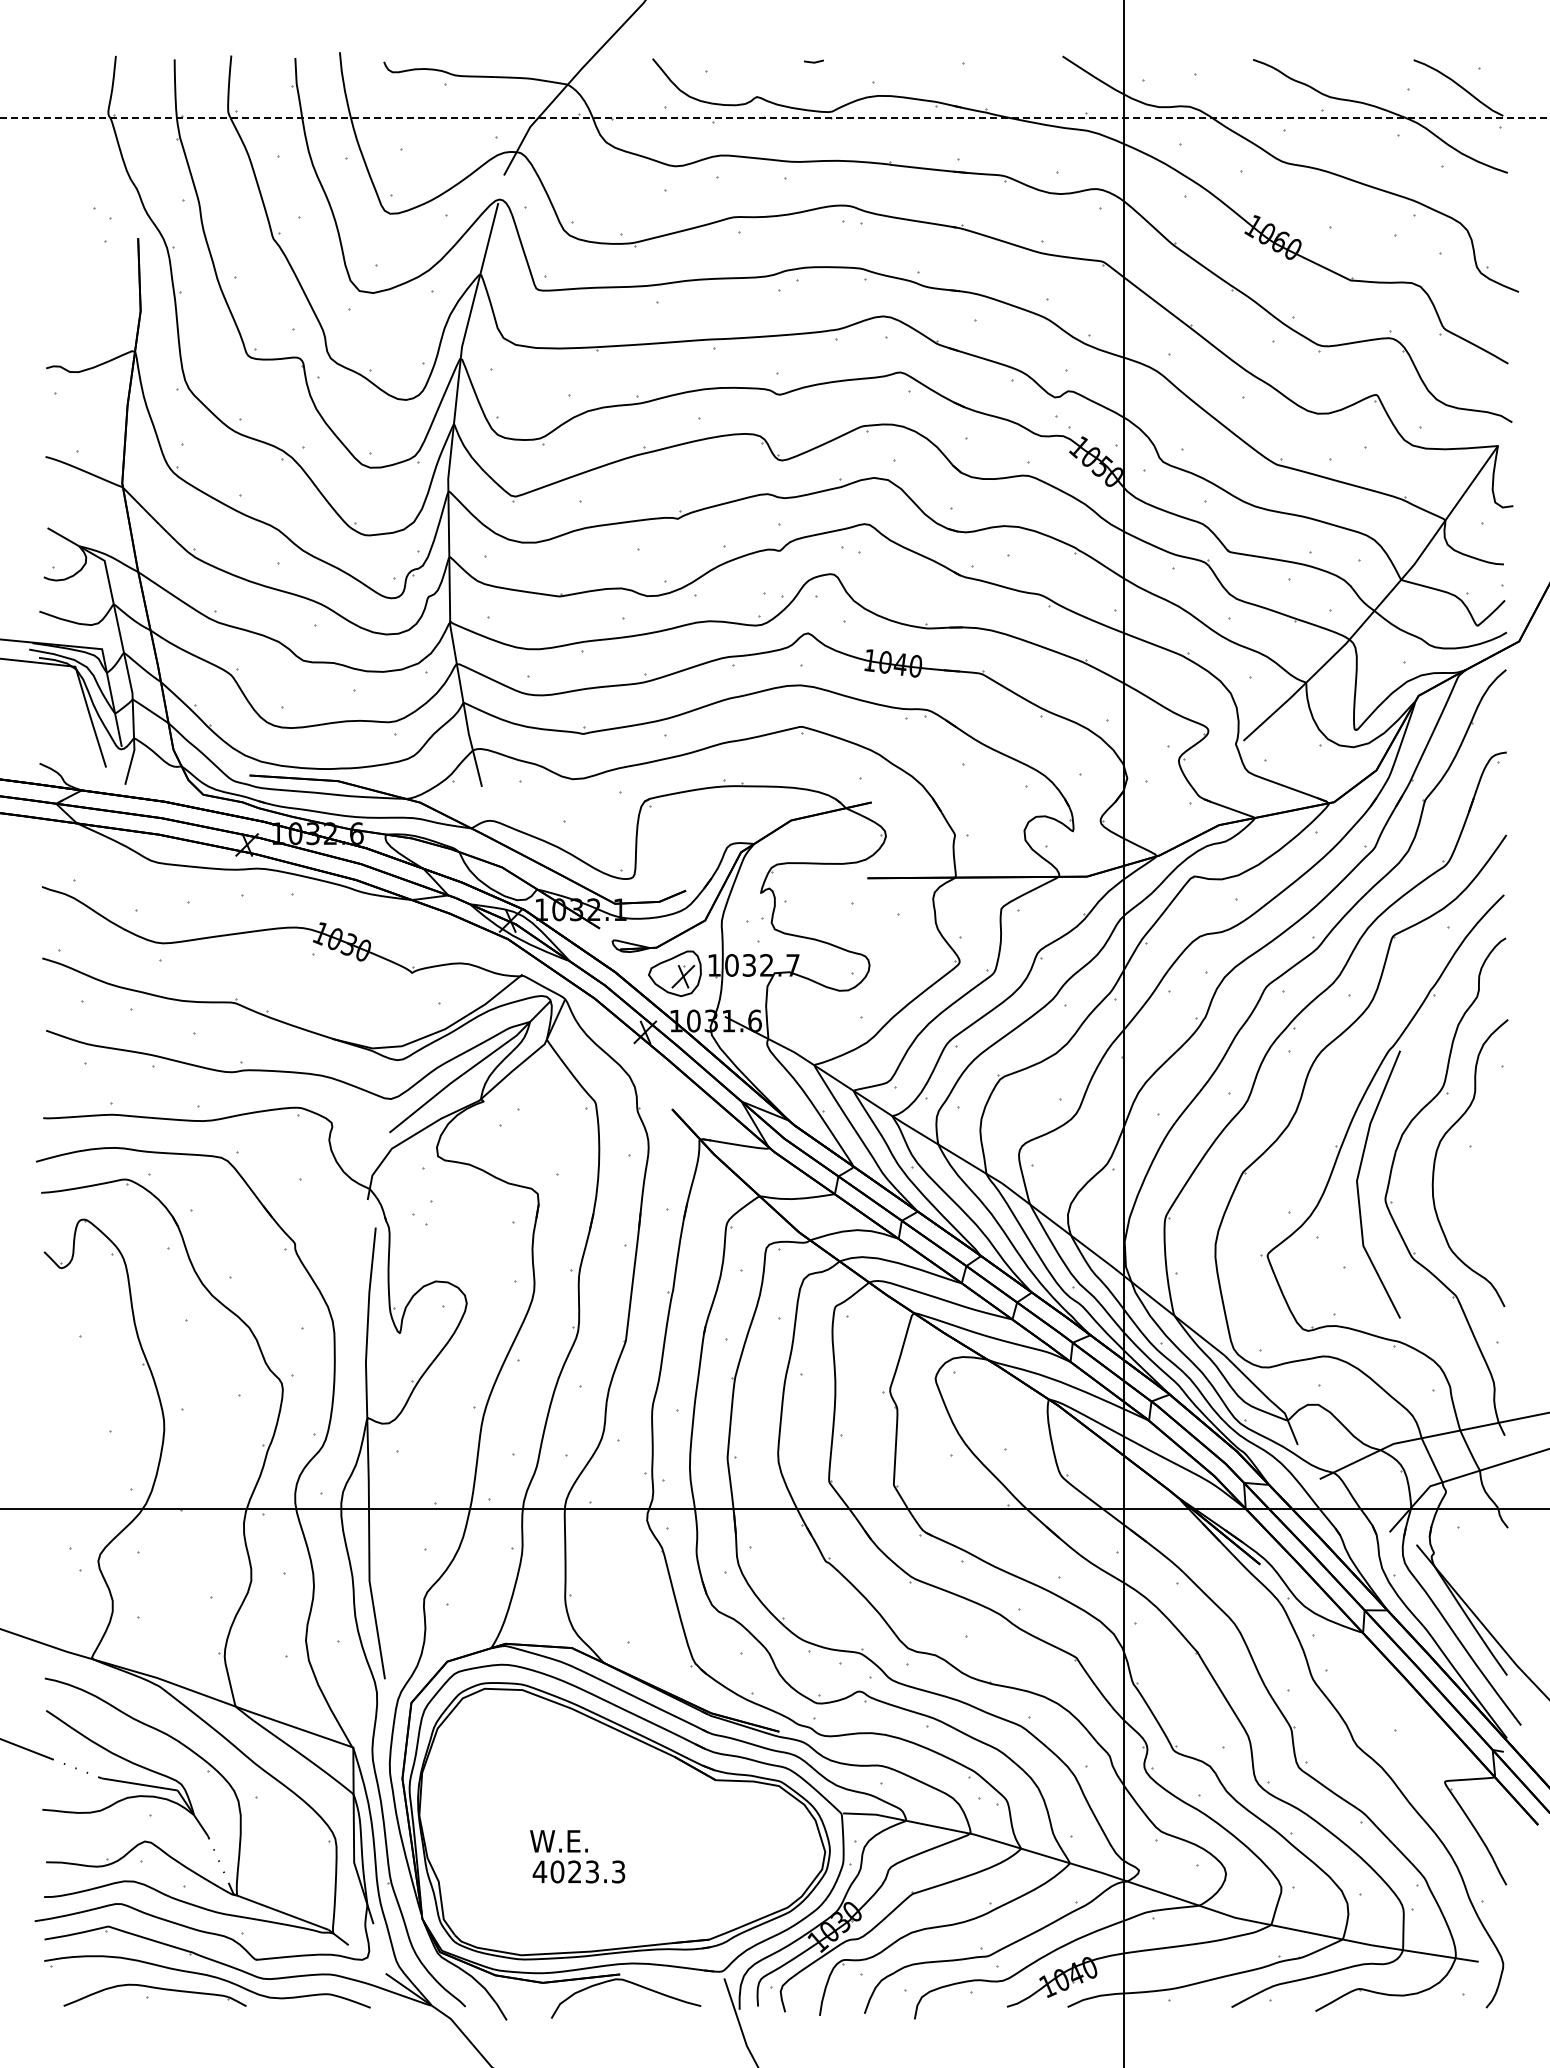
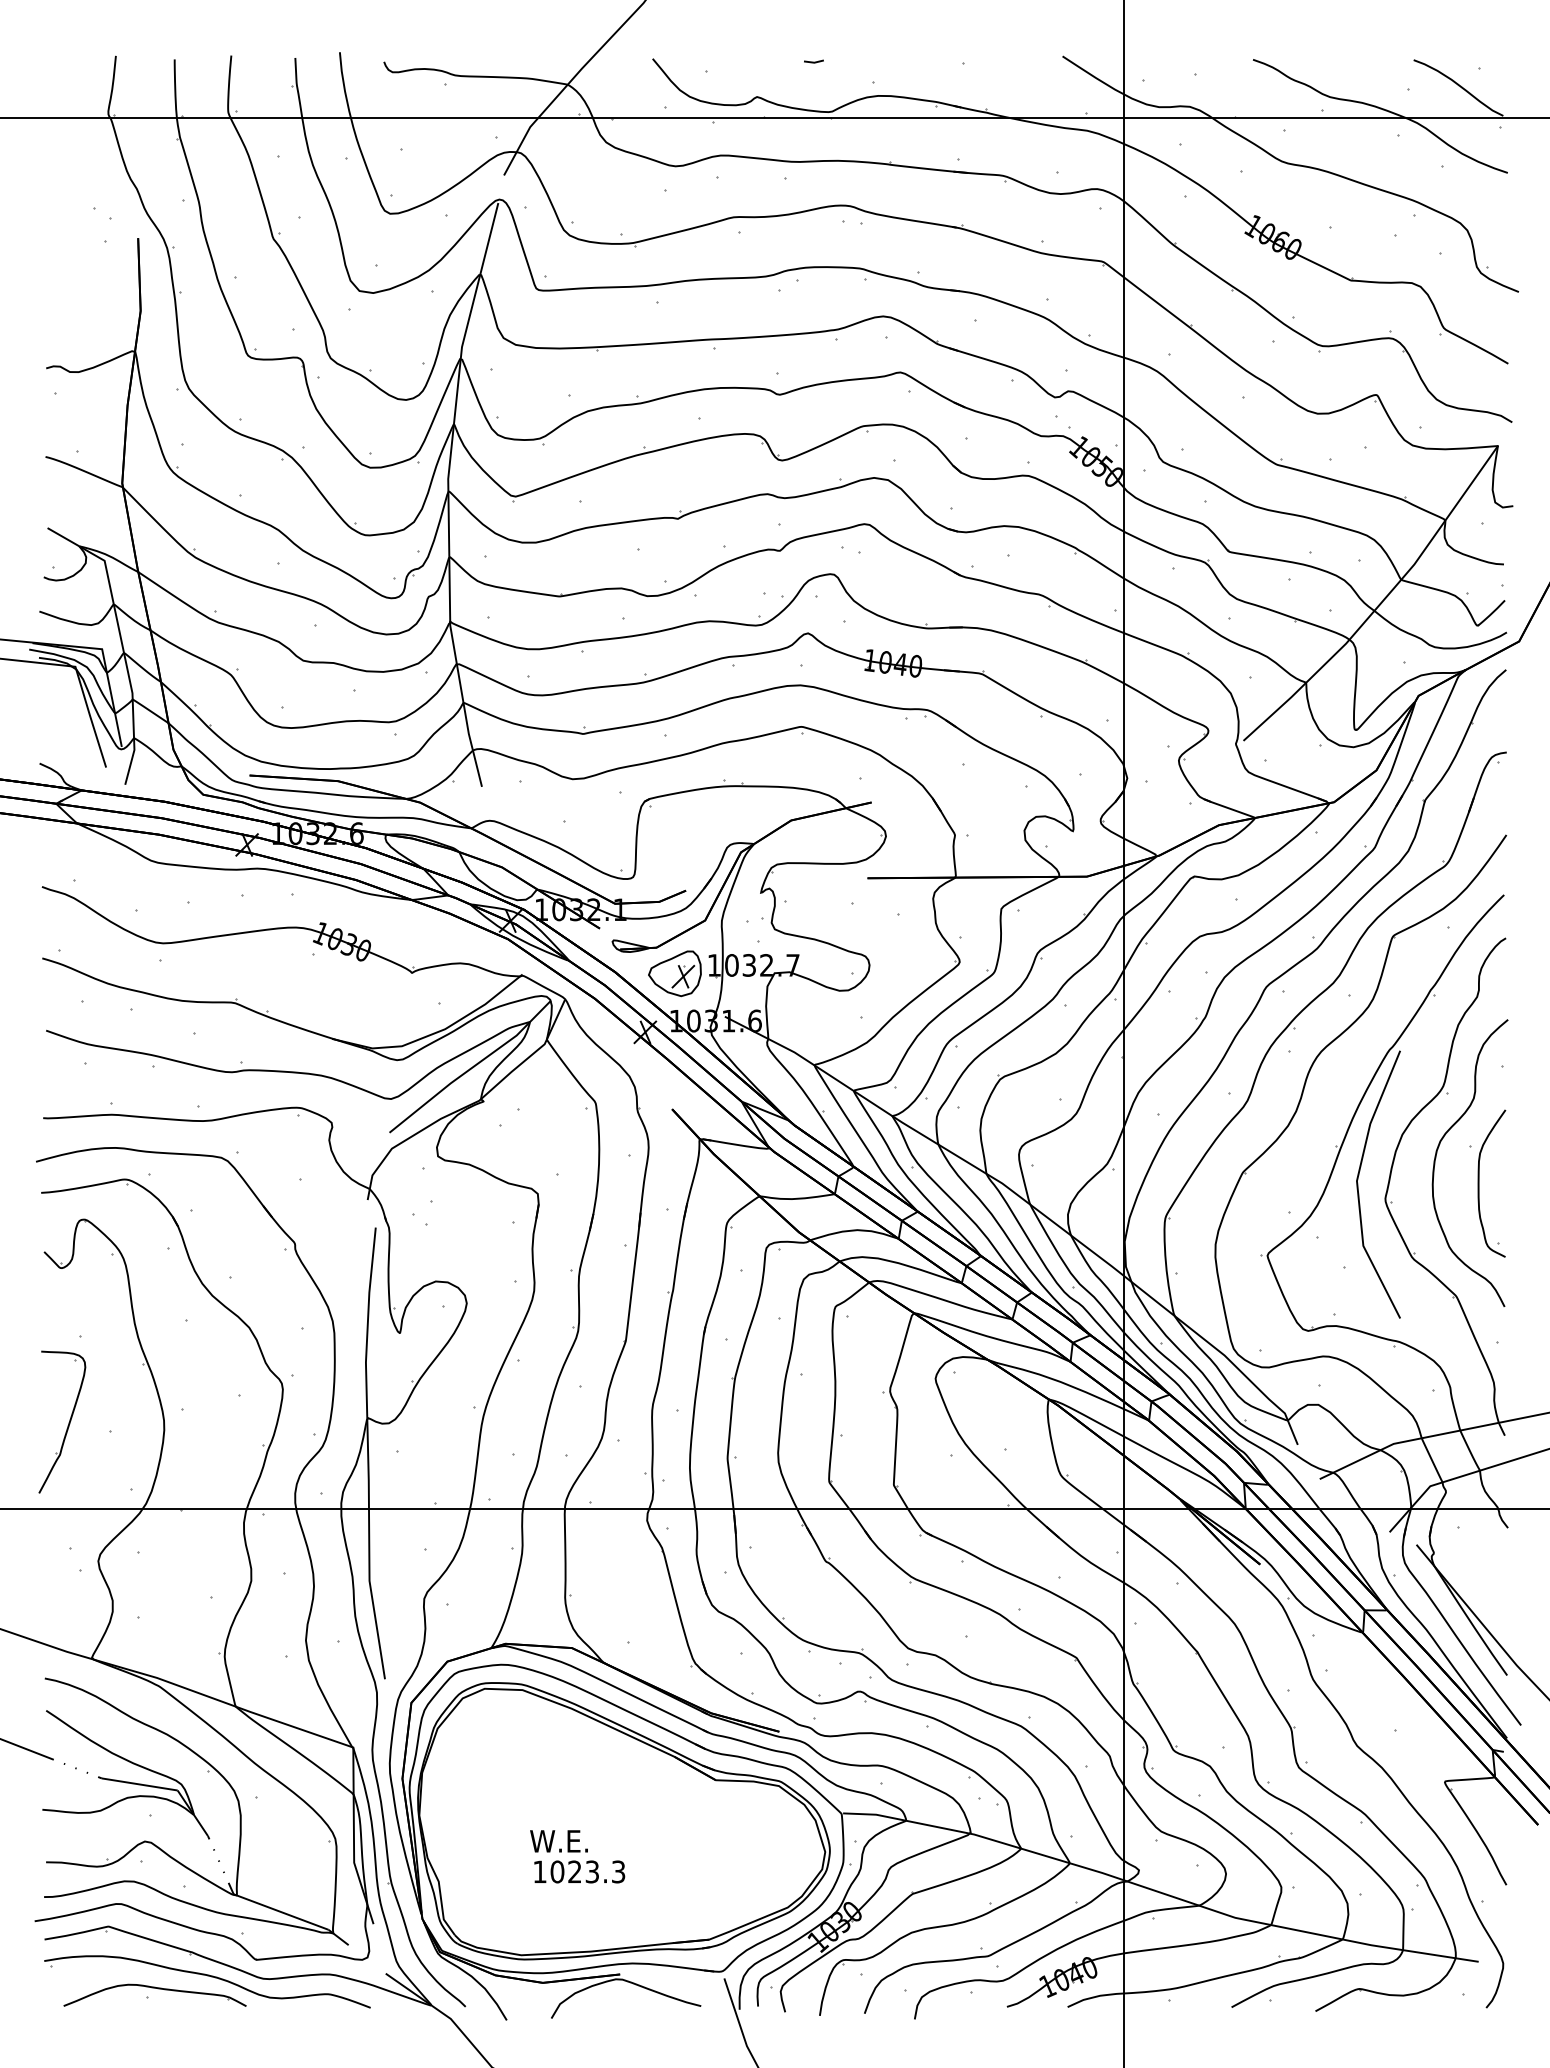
line: dashed -> solid (775, 118)
part: none -> present (1479, 1183)
part: none -> present (68, 1422)
text: 4023.3 -> 1023.3 (539, 1871)
